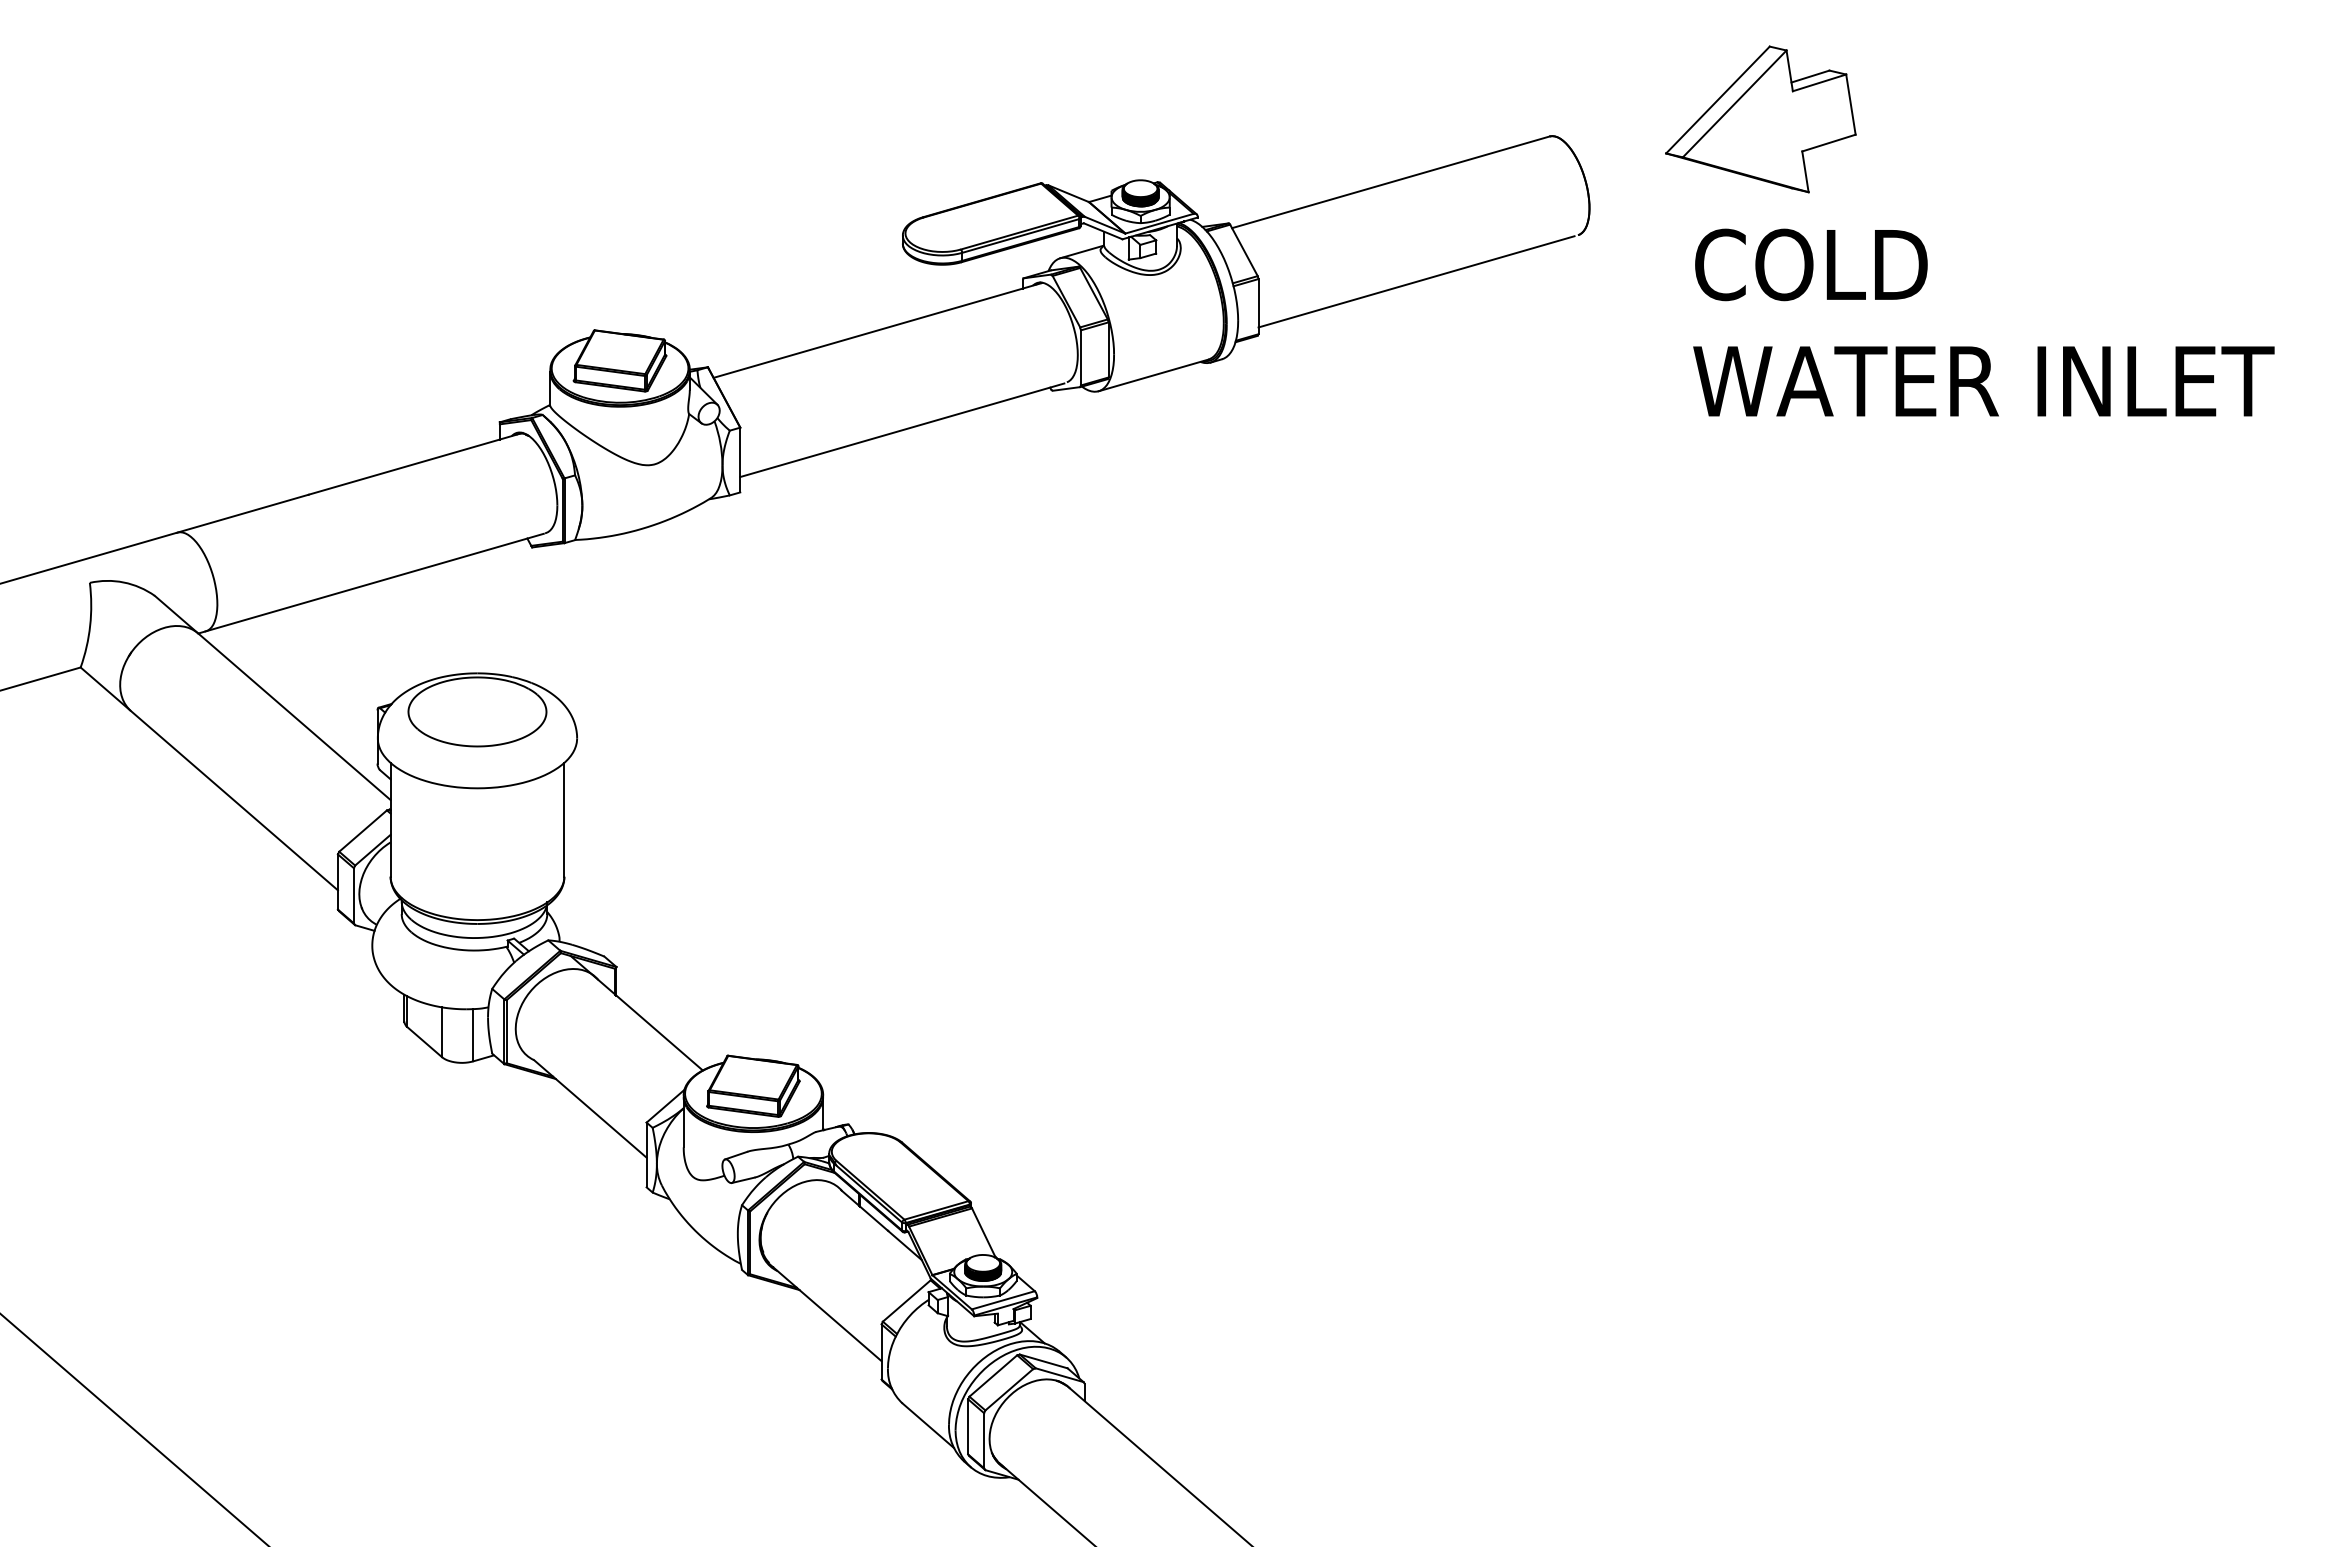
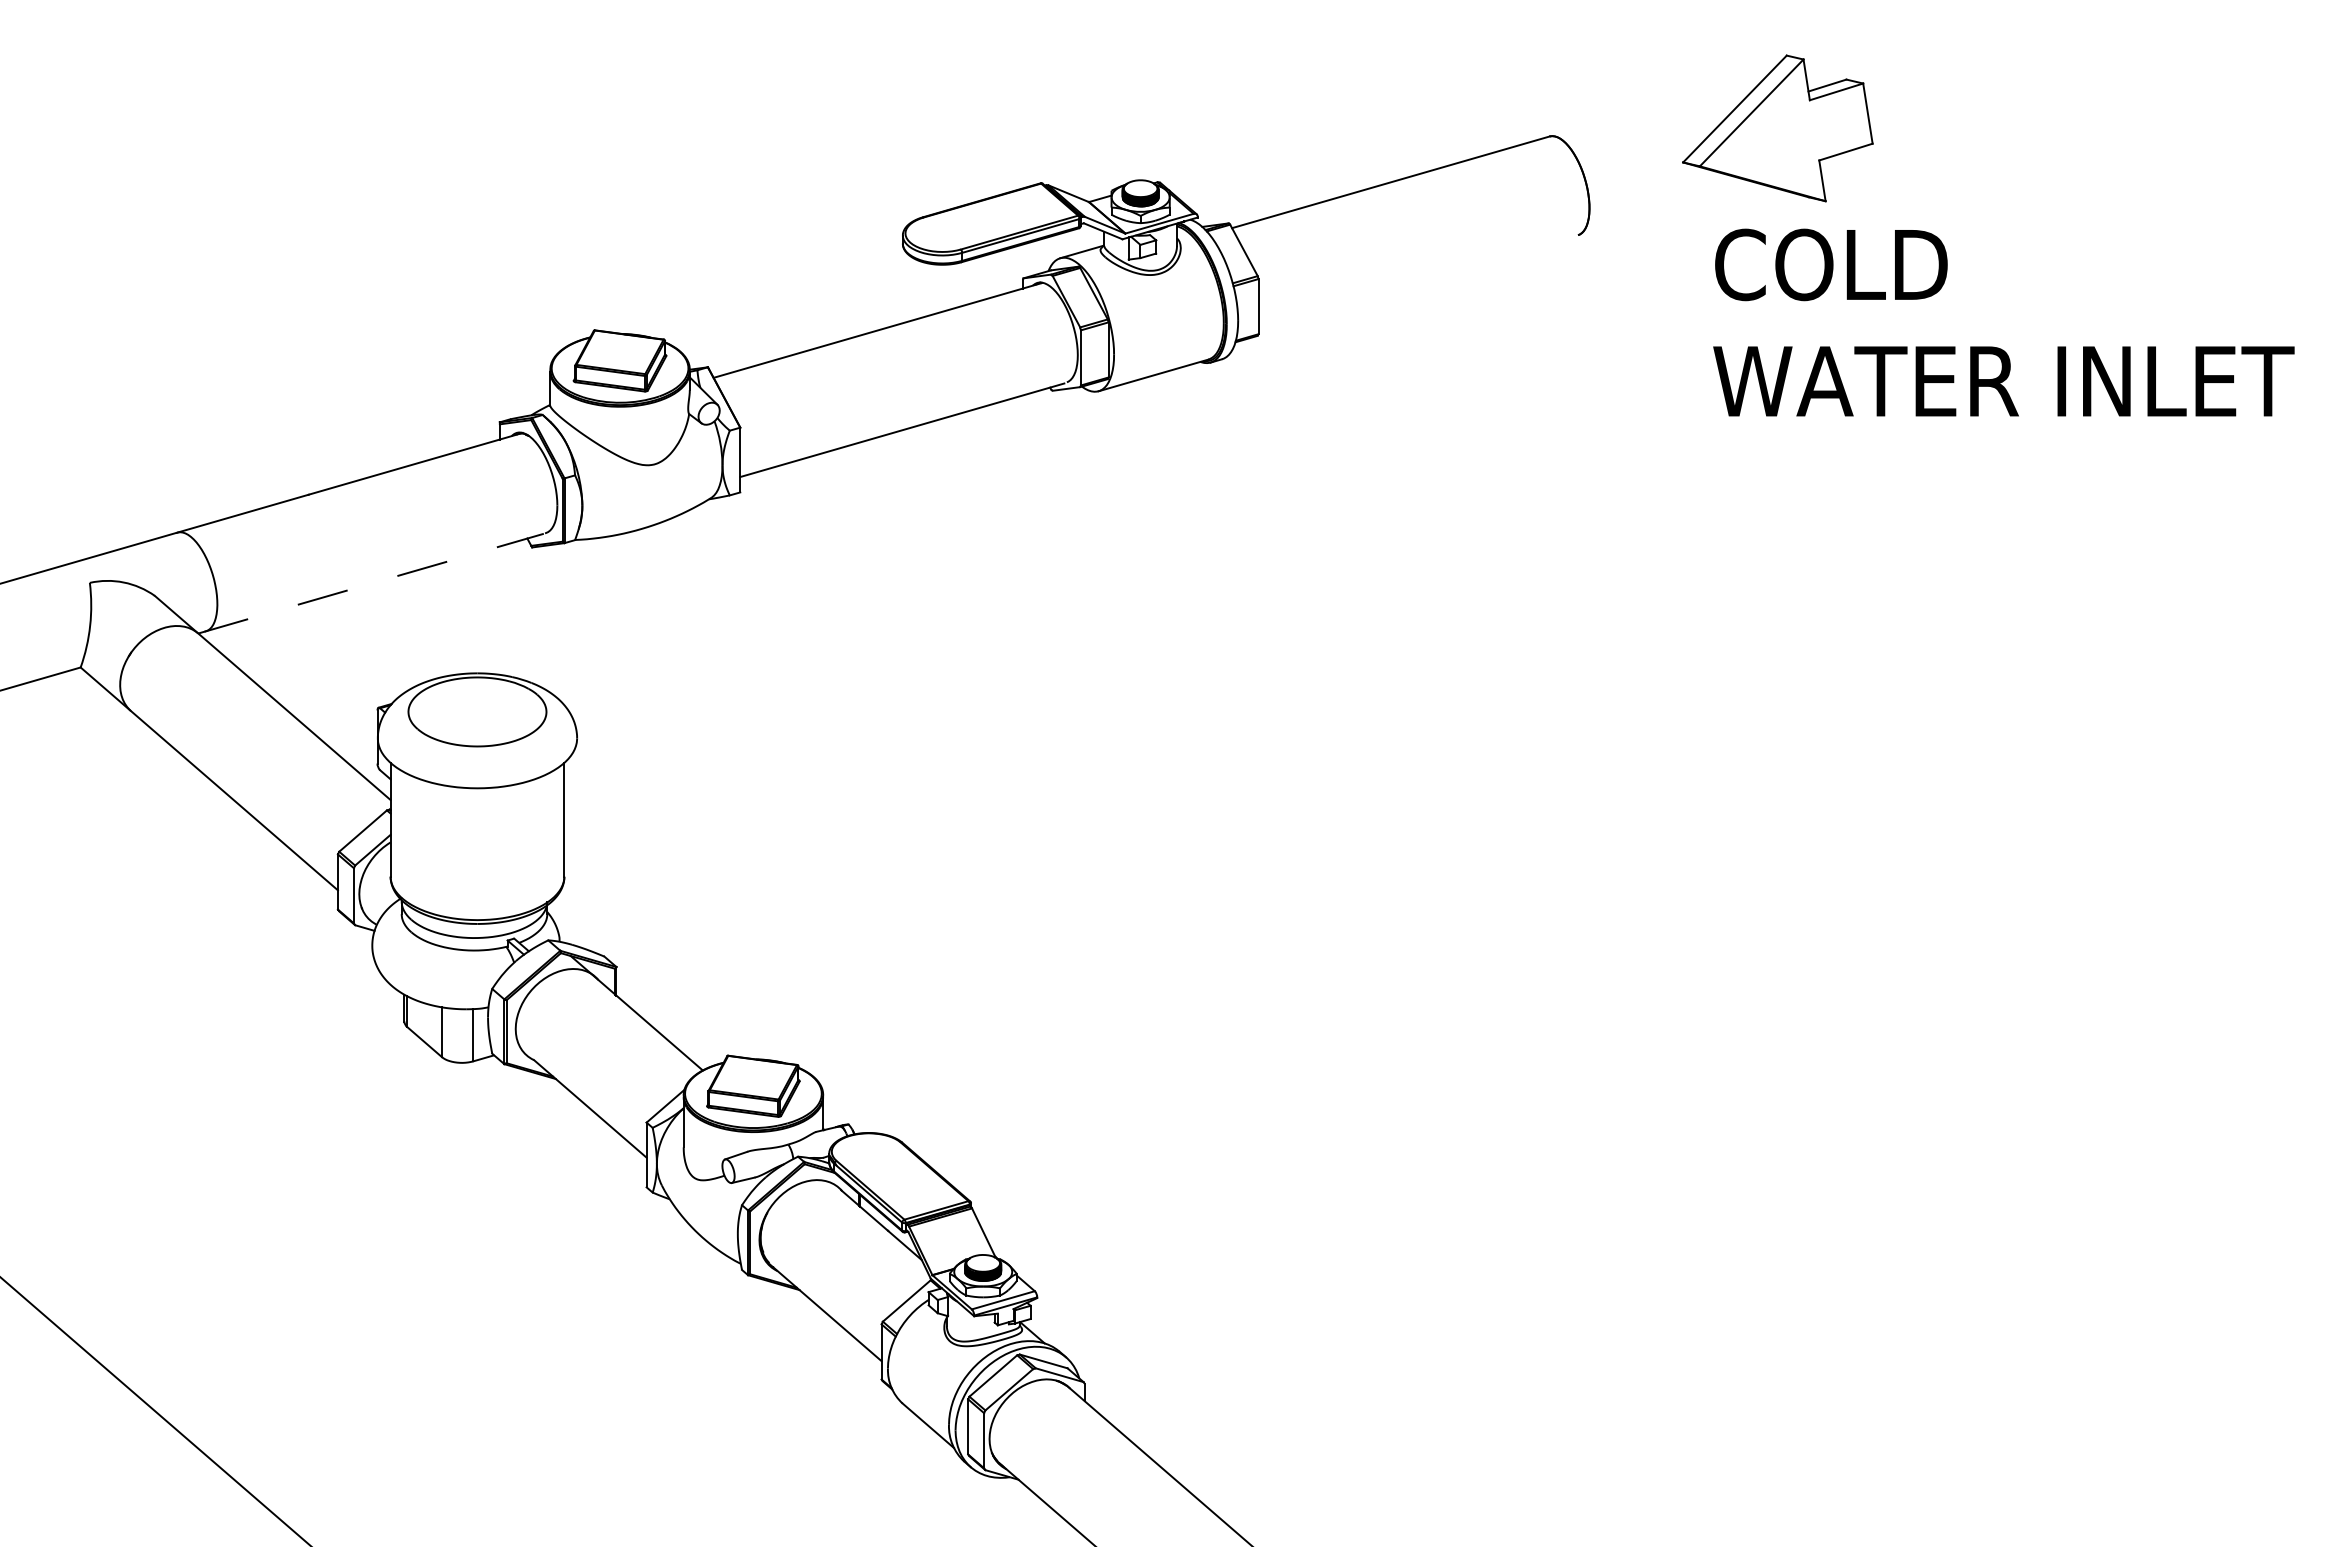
part position: (1760, 119) -> (1777, 128) (1777, 128)
line: present -> none (1416, 281)
text position: (1983, 322) -> (2003, 322) (2003, 322)
line: solid -> dashed (371, 583)
line position: (133, 1429) -> (155, 1411) (155, 1411)
